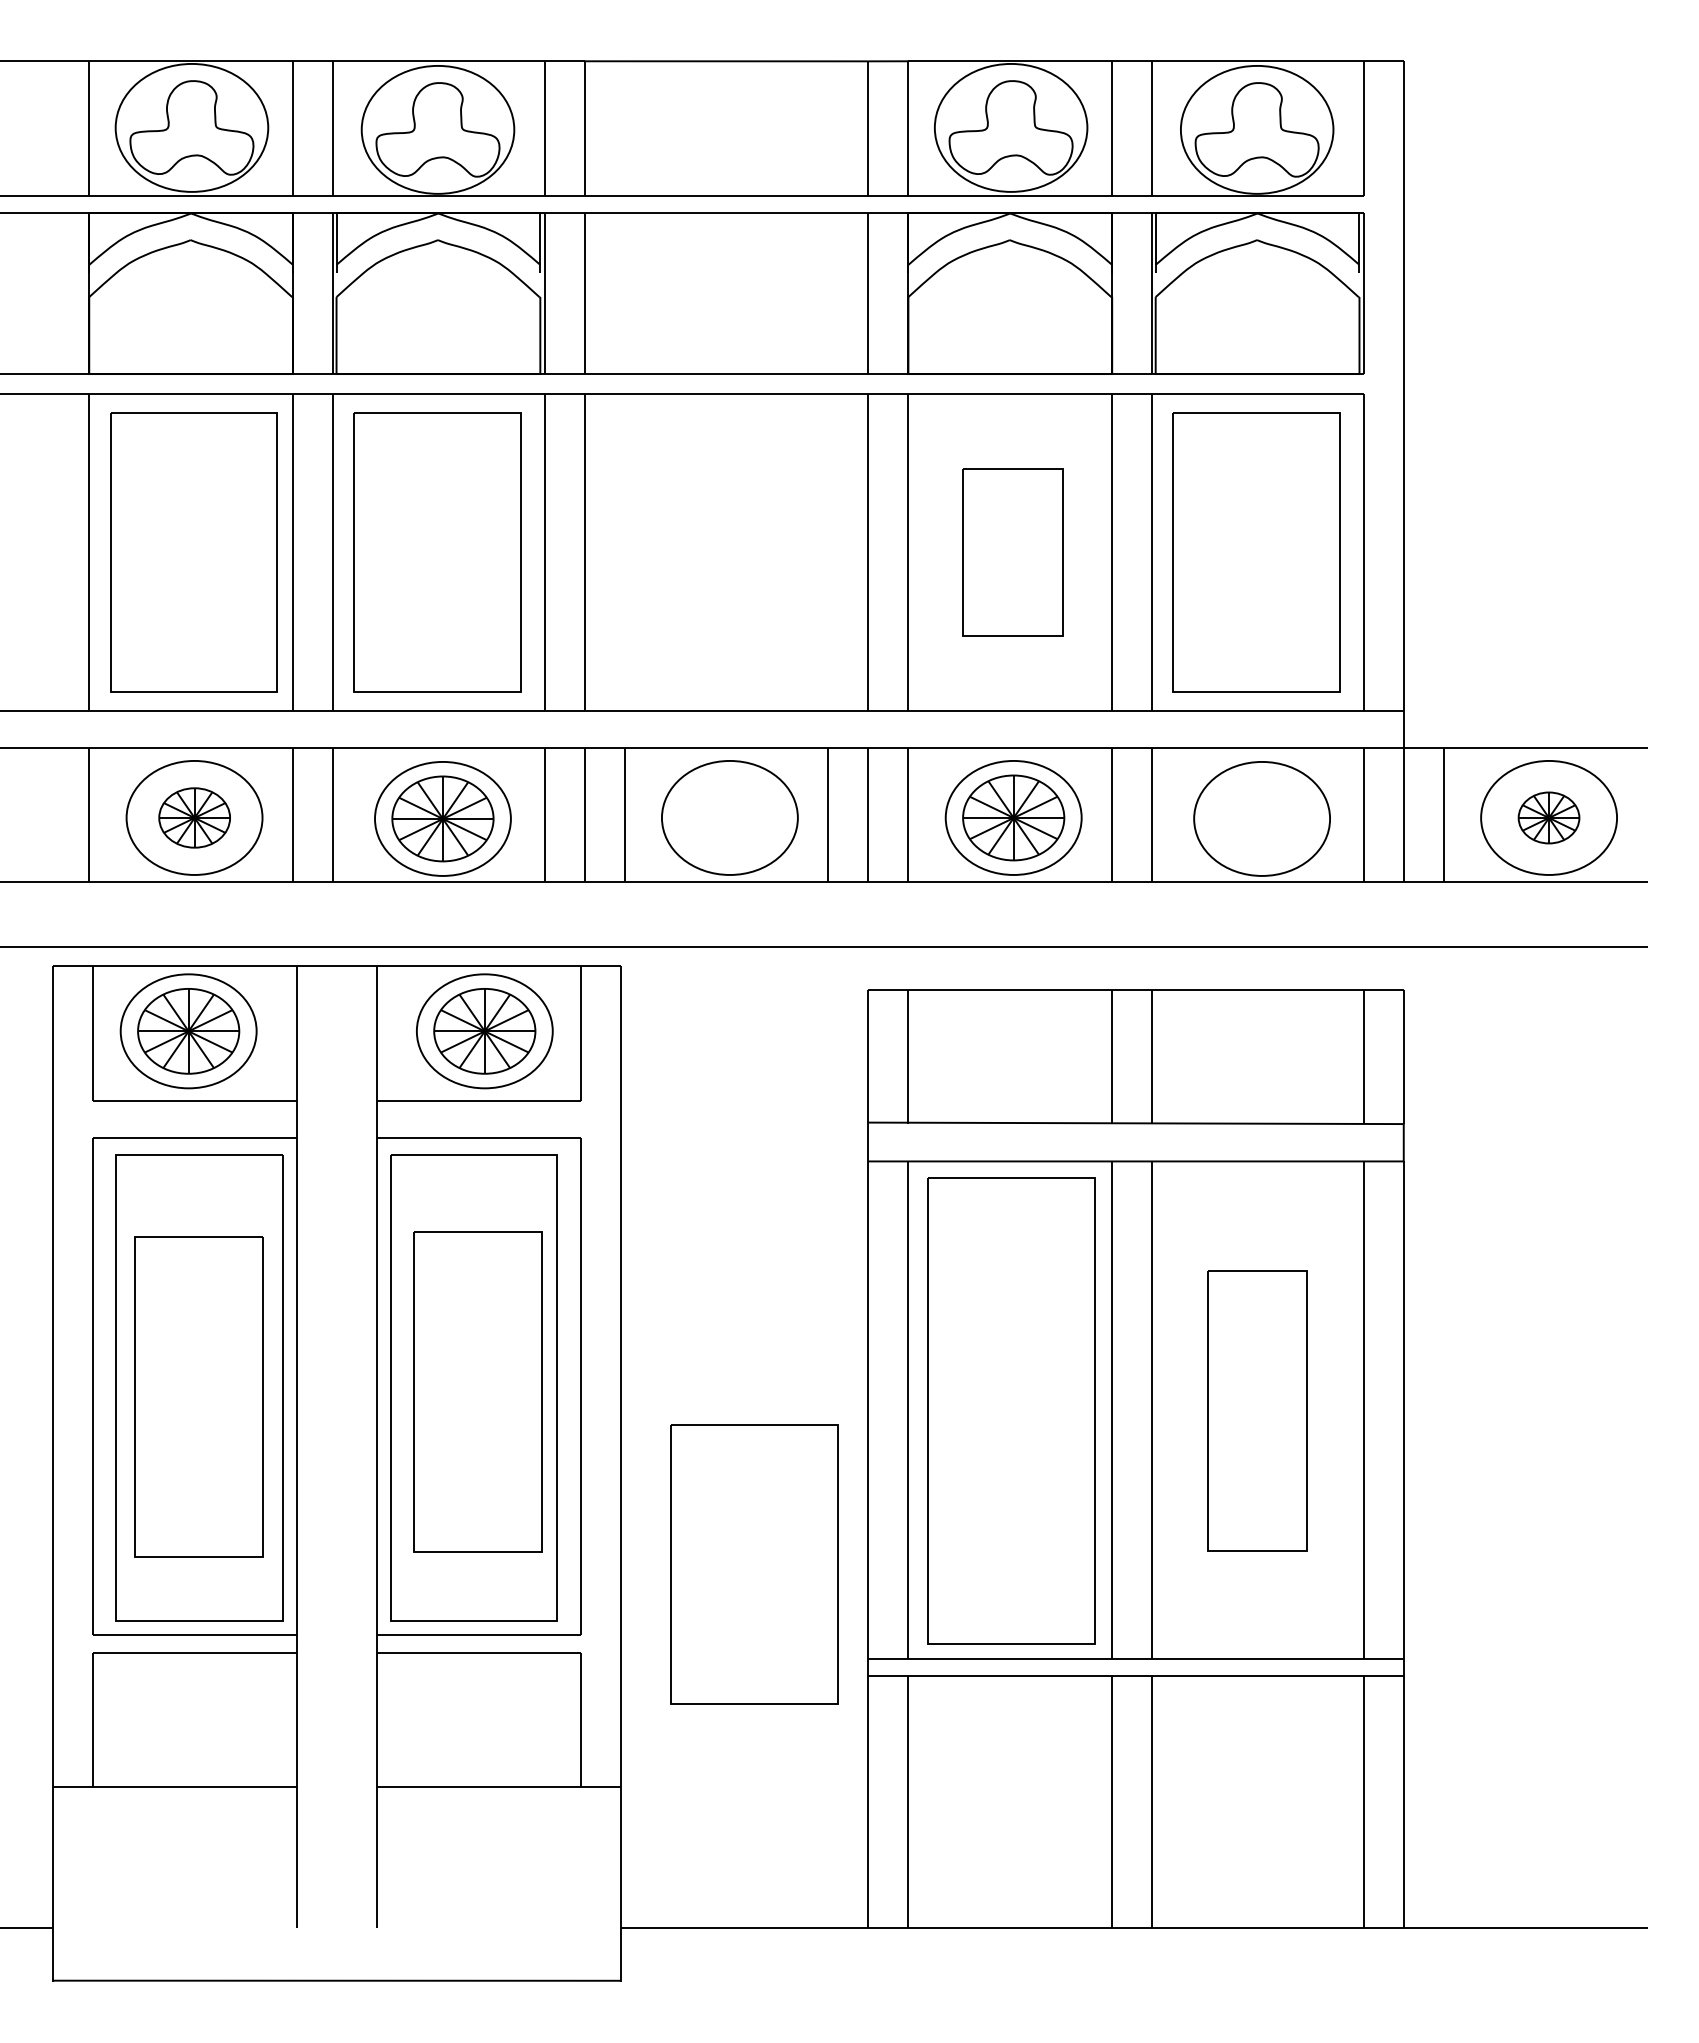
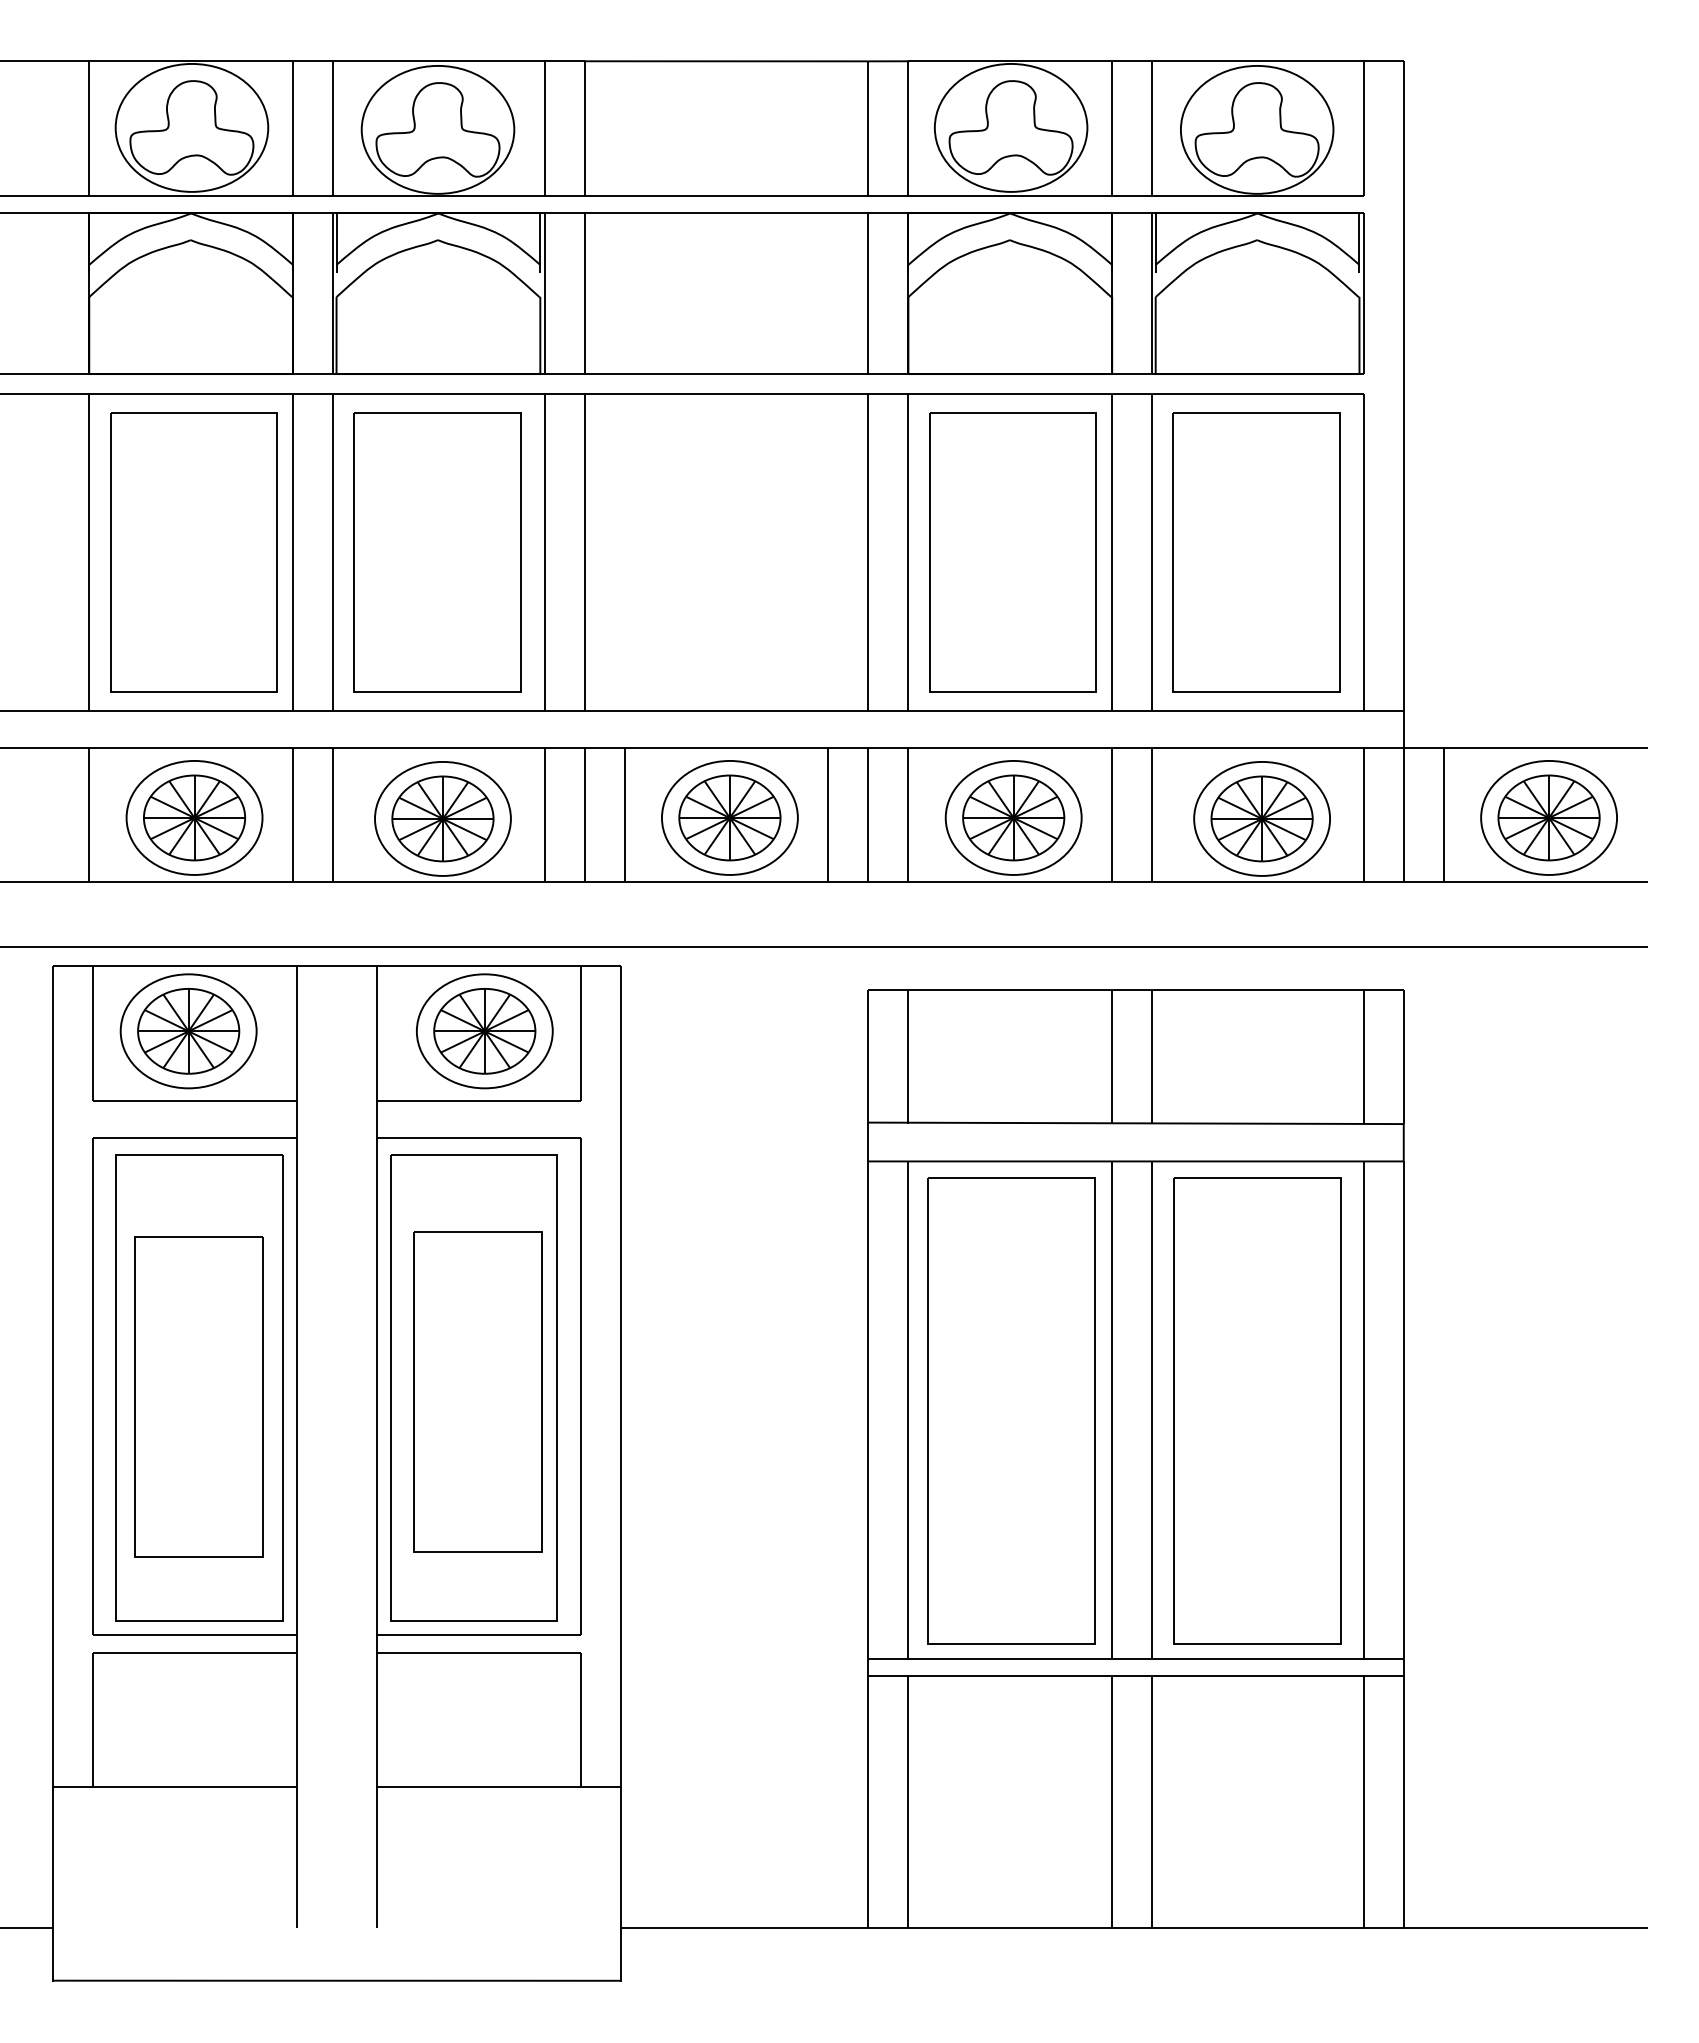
part size: 102x169 px -> 168x281 px (1012, 552)
part size: 73x62 px -> 104x88 px (194, 817)
part: none -> present (729, 817)
part size: 64x54 px -> 104x88 px (1548, 817)
part: none -> present (1261, 818)
part size: 101x282 px -> 169x468 px (1257, 1410)
part: present -> none (754, 1564)
